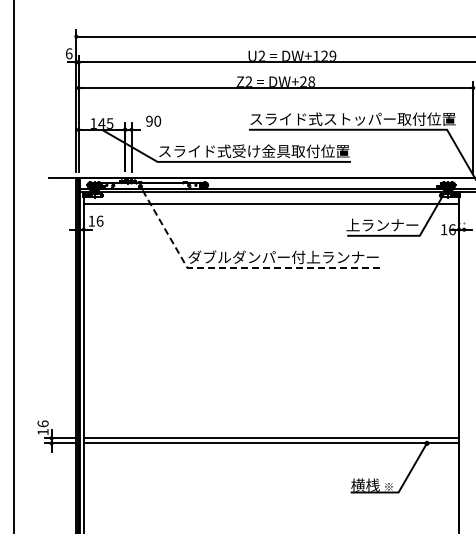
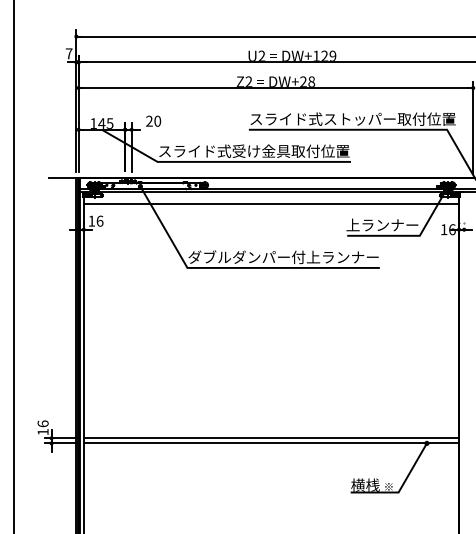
text: 6 -> 7 (68, 53)
text: 90 -> 20 (149, 121)
line: dashed -> solid (236, 267)
